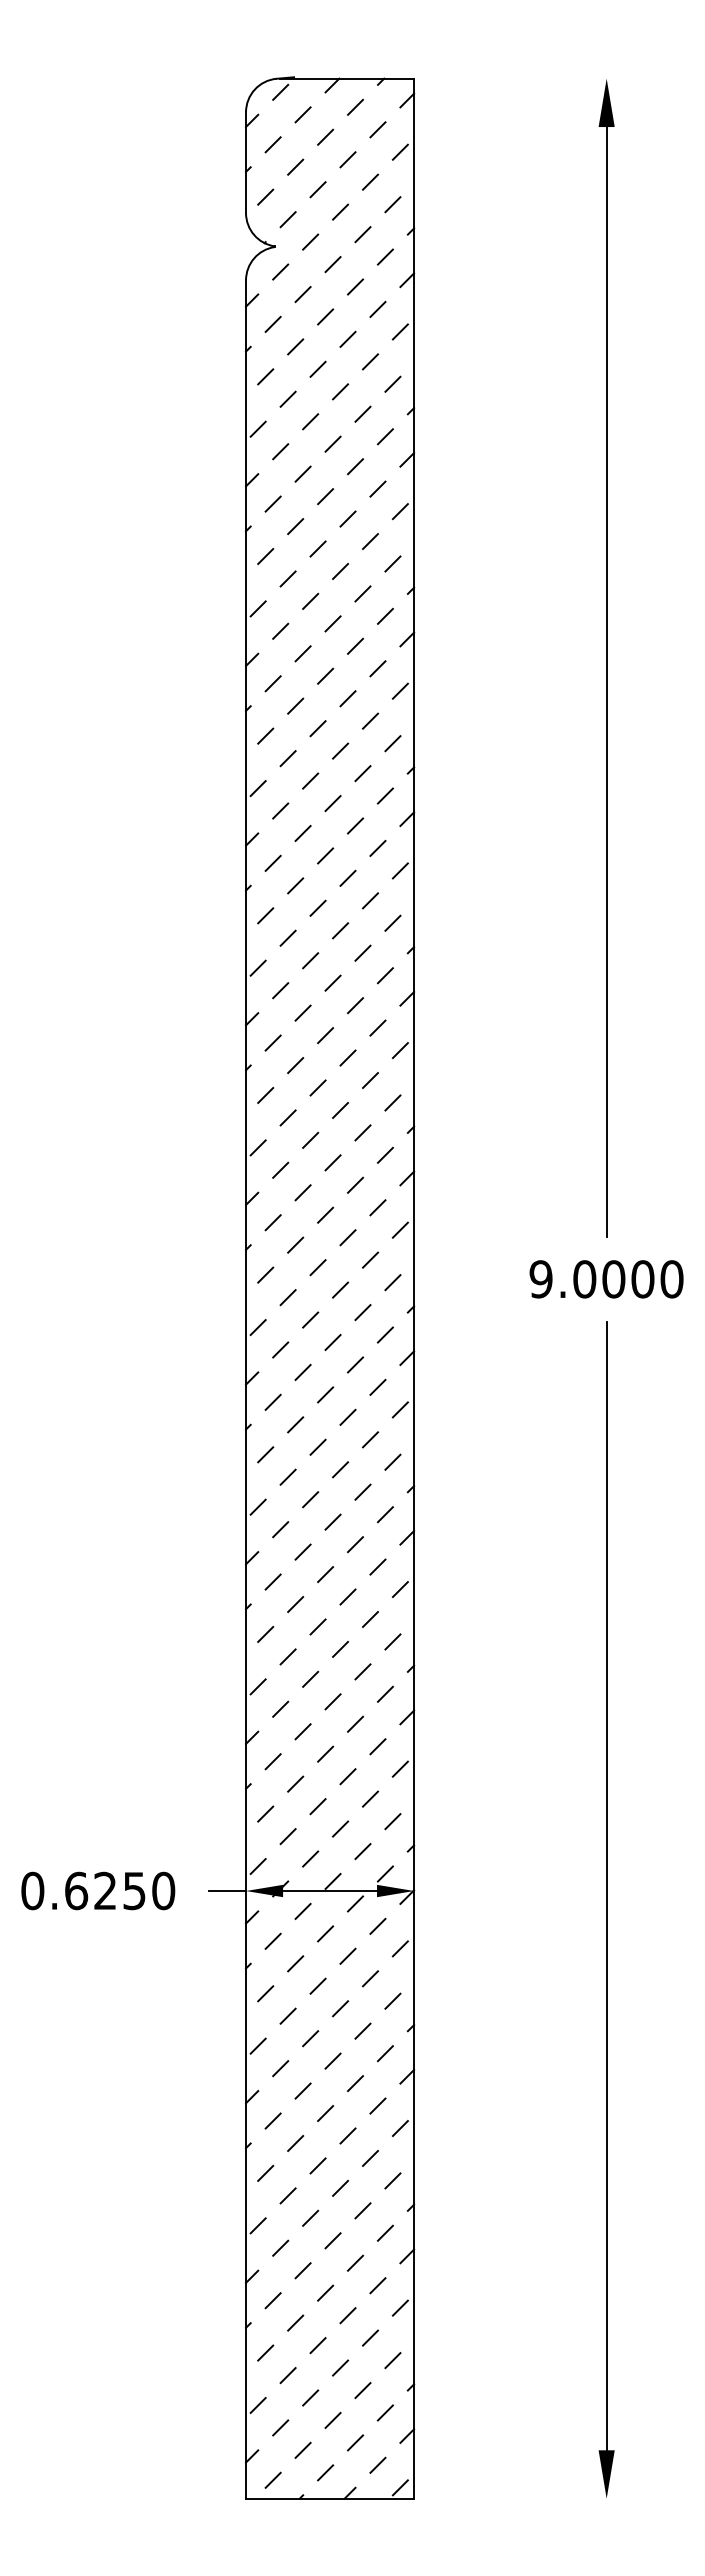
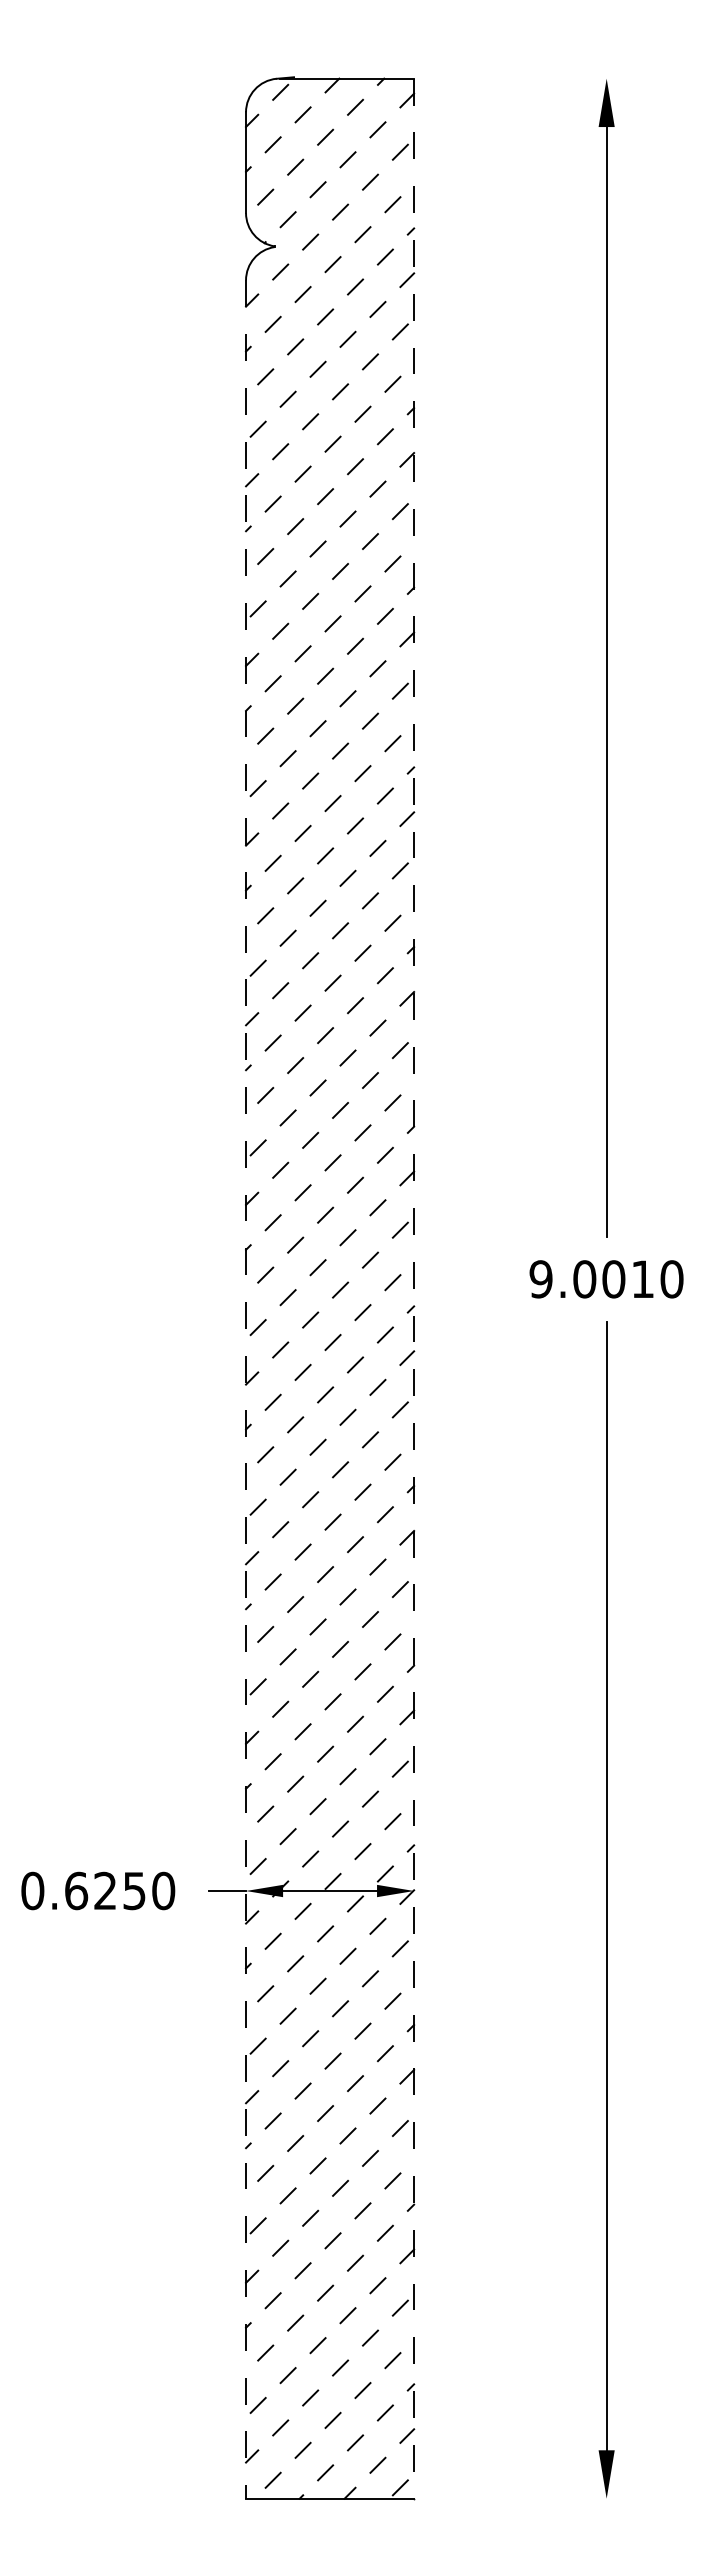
text: 9.0000 -> 9.0010 (642, 1279)
line: solid -> dashed (414, 1289)
line: solid -> dashed (246, 1390)
